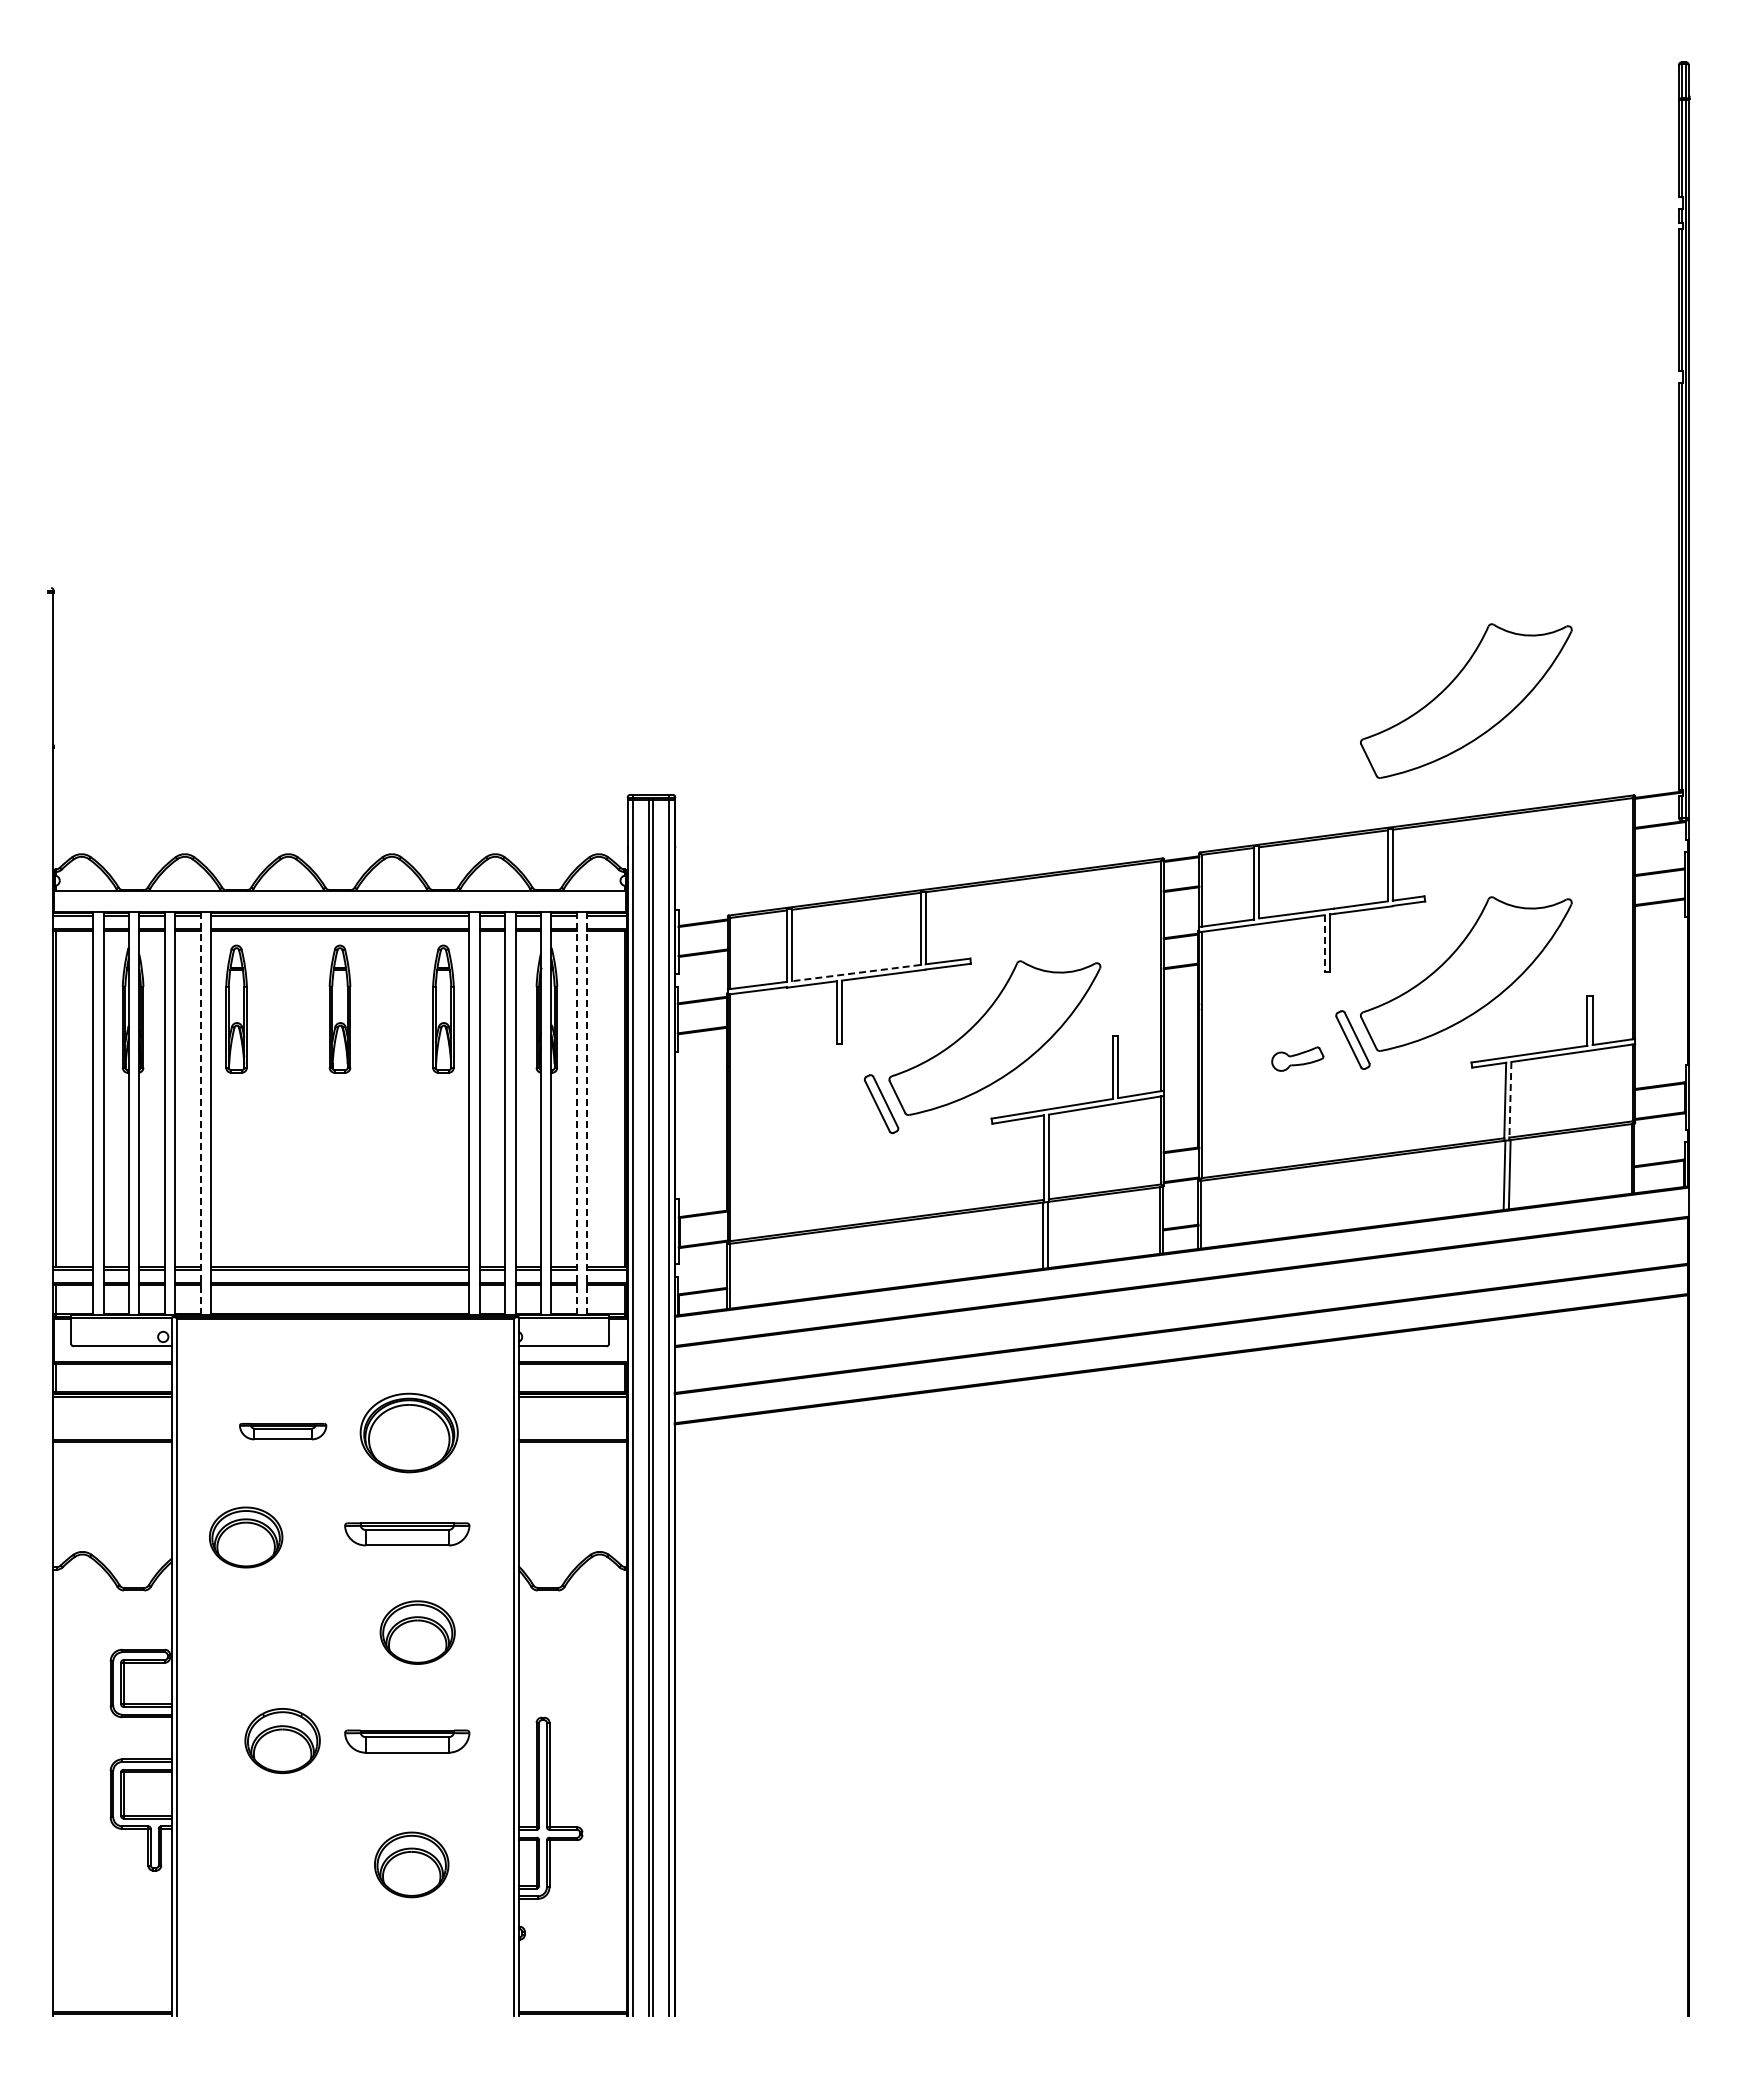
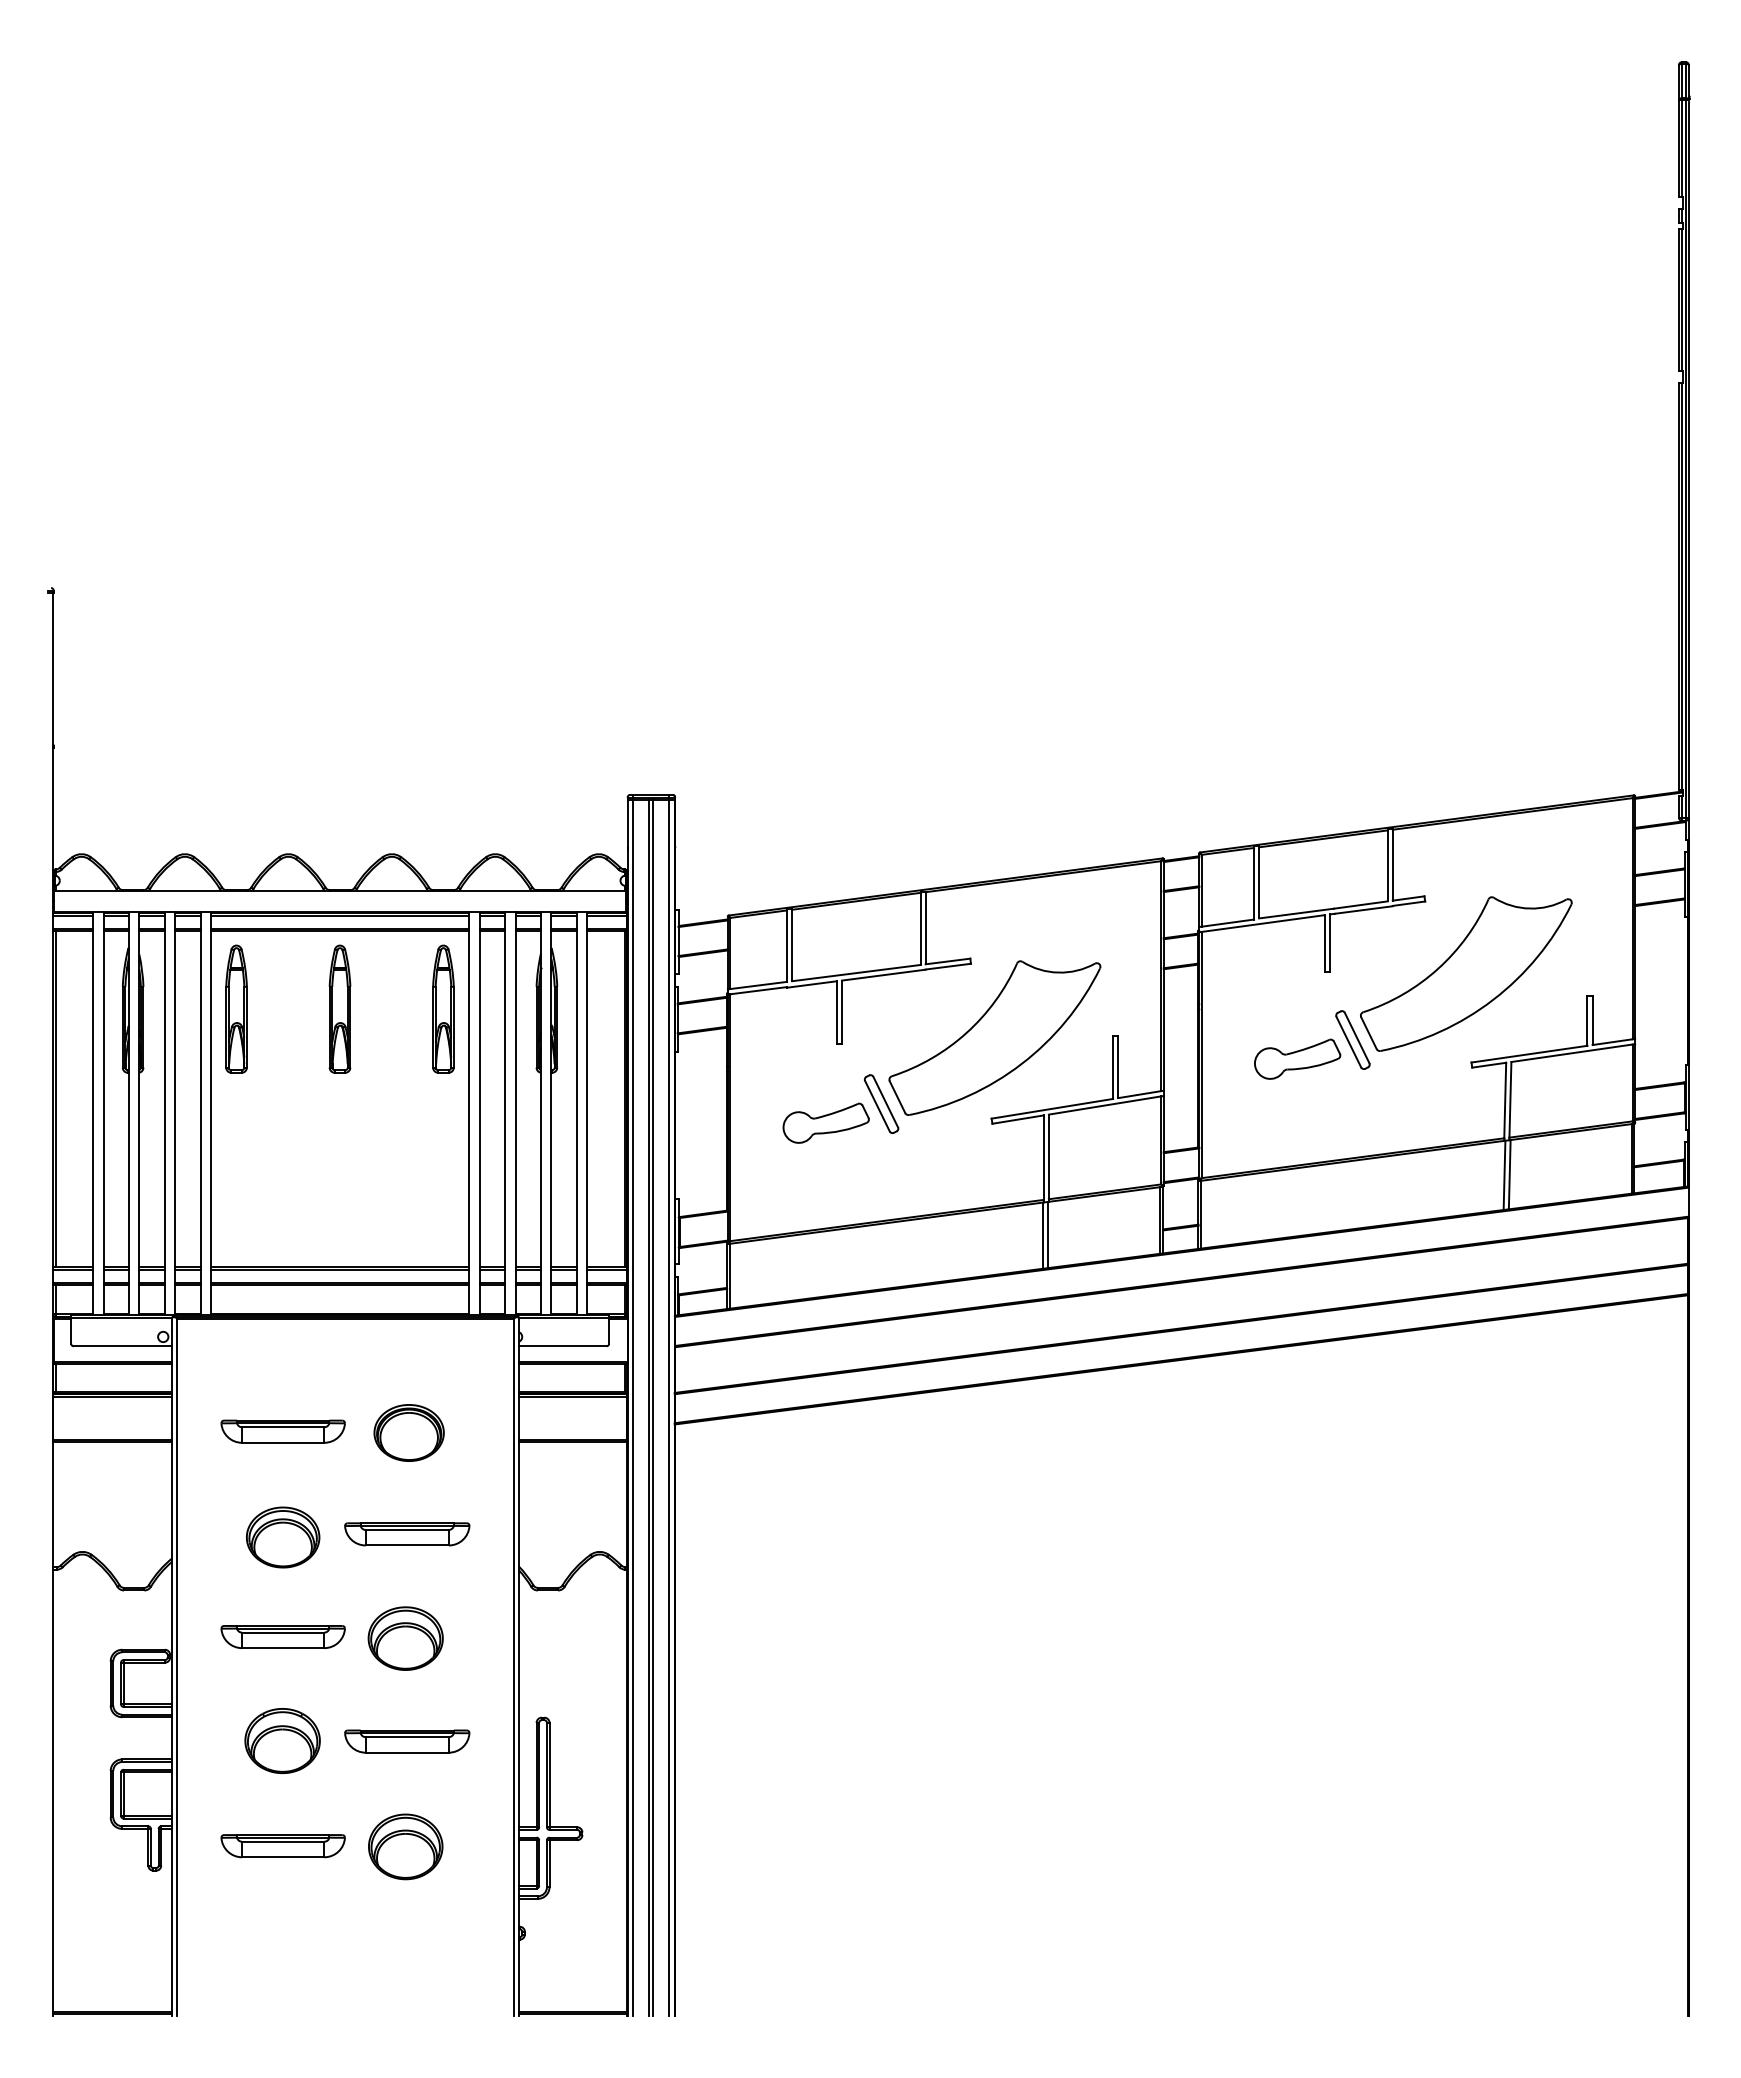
part: present -> none (1466, 700)
line: dashed -> solid (1324, 943)
line: dashed -> solid (856, 973)
part size: 54x26 px -> 88x42 px (1297, 1058)
line: dashed -> solid (1510, 1099)
line: dashed -> solid (200, 1113)
line: dashed -> solid (576, 1113)
line: dashed -> solid (587, 1113)
part: none -> present (825, 1122)
part size: 89x18 px -> 126x25 px (282, 1431)
part size: 100x82 px -> 72x58 px (408, 1432)
part position: (246, 1537) -> (283, 1537) (283, 1537)
part position: (417, 1632) -> (405, 1638) (405, 1638)
part: none -> present (282, 1636)
part: none -> present (282, 1846)
part position: (411, 1864) -> (405, 1846) (405, 1846)
